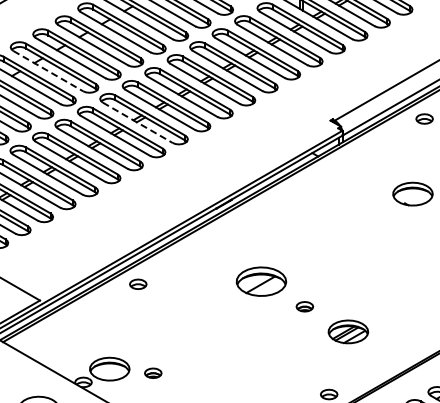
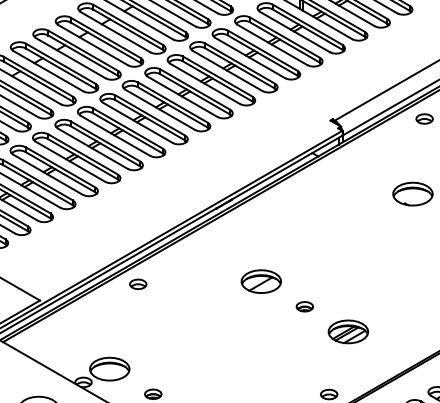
line: dashed -> solid (48, 71)
line: dashed -> solid (138, 123)
part size: 53x31 px -> 42x25 px (260, 281)
part position: (153, 372) -> (153, 393) (153, 393)
